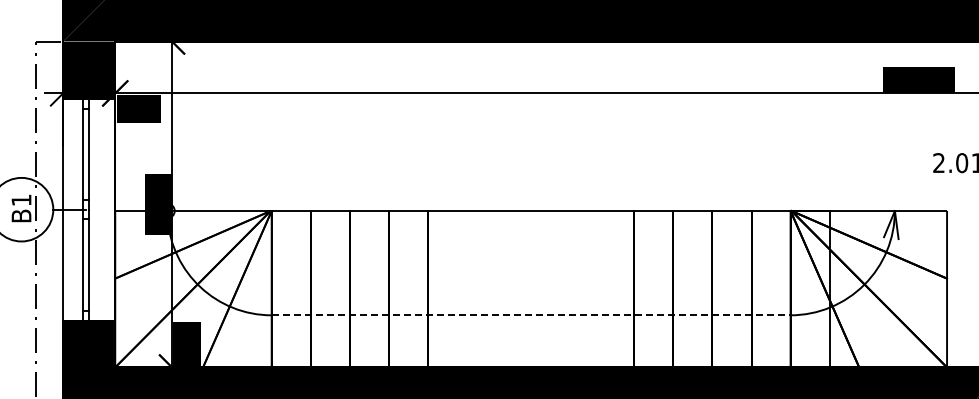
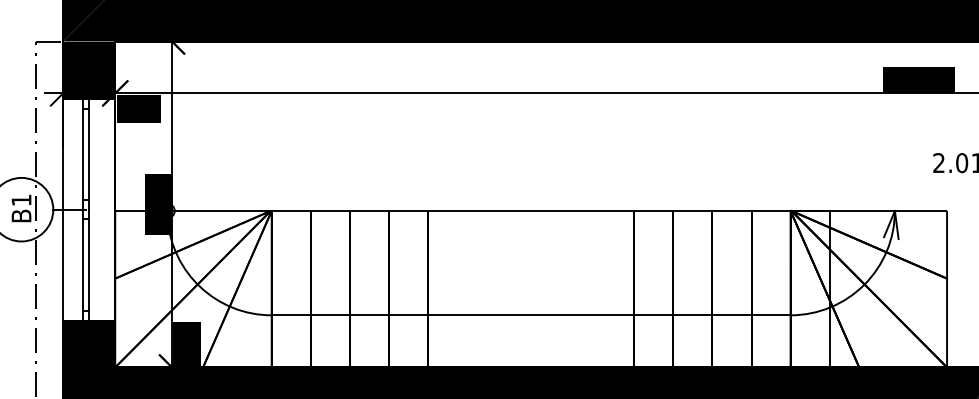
line: dashed -> solid (531, 315)
